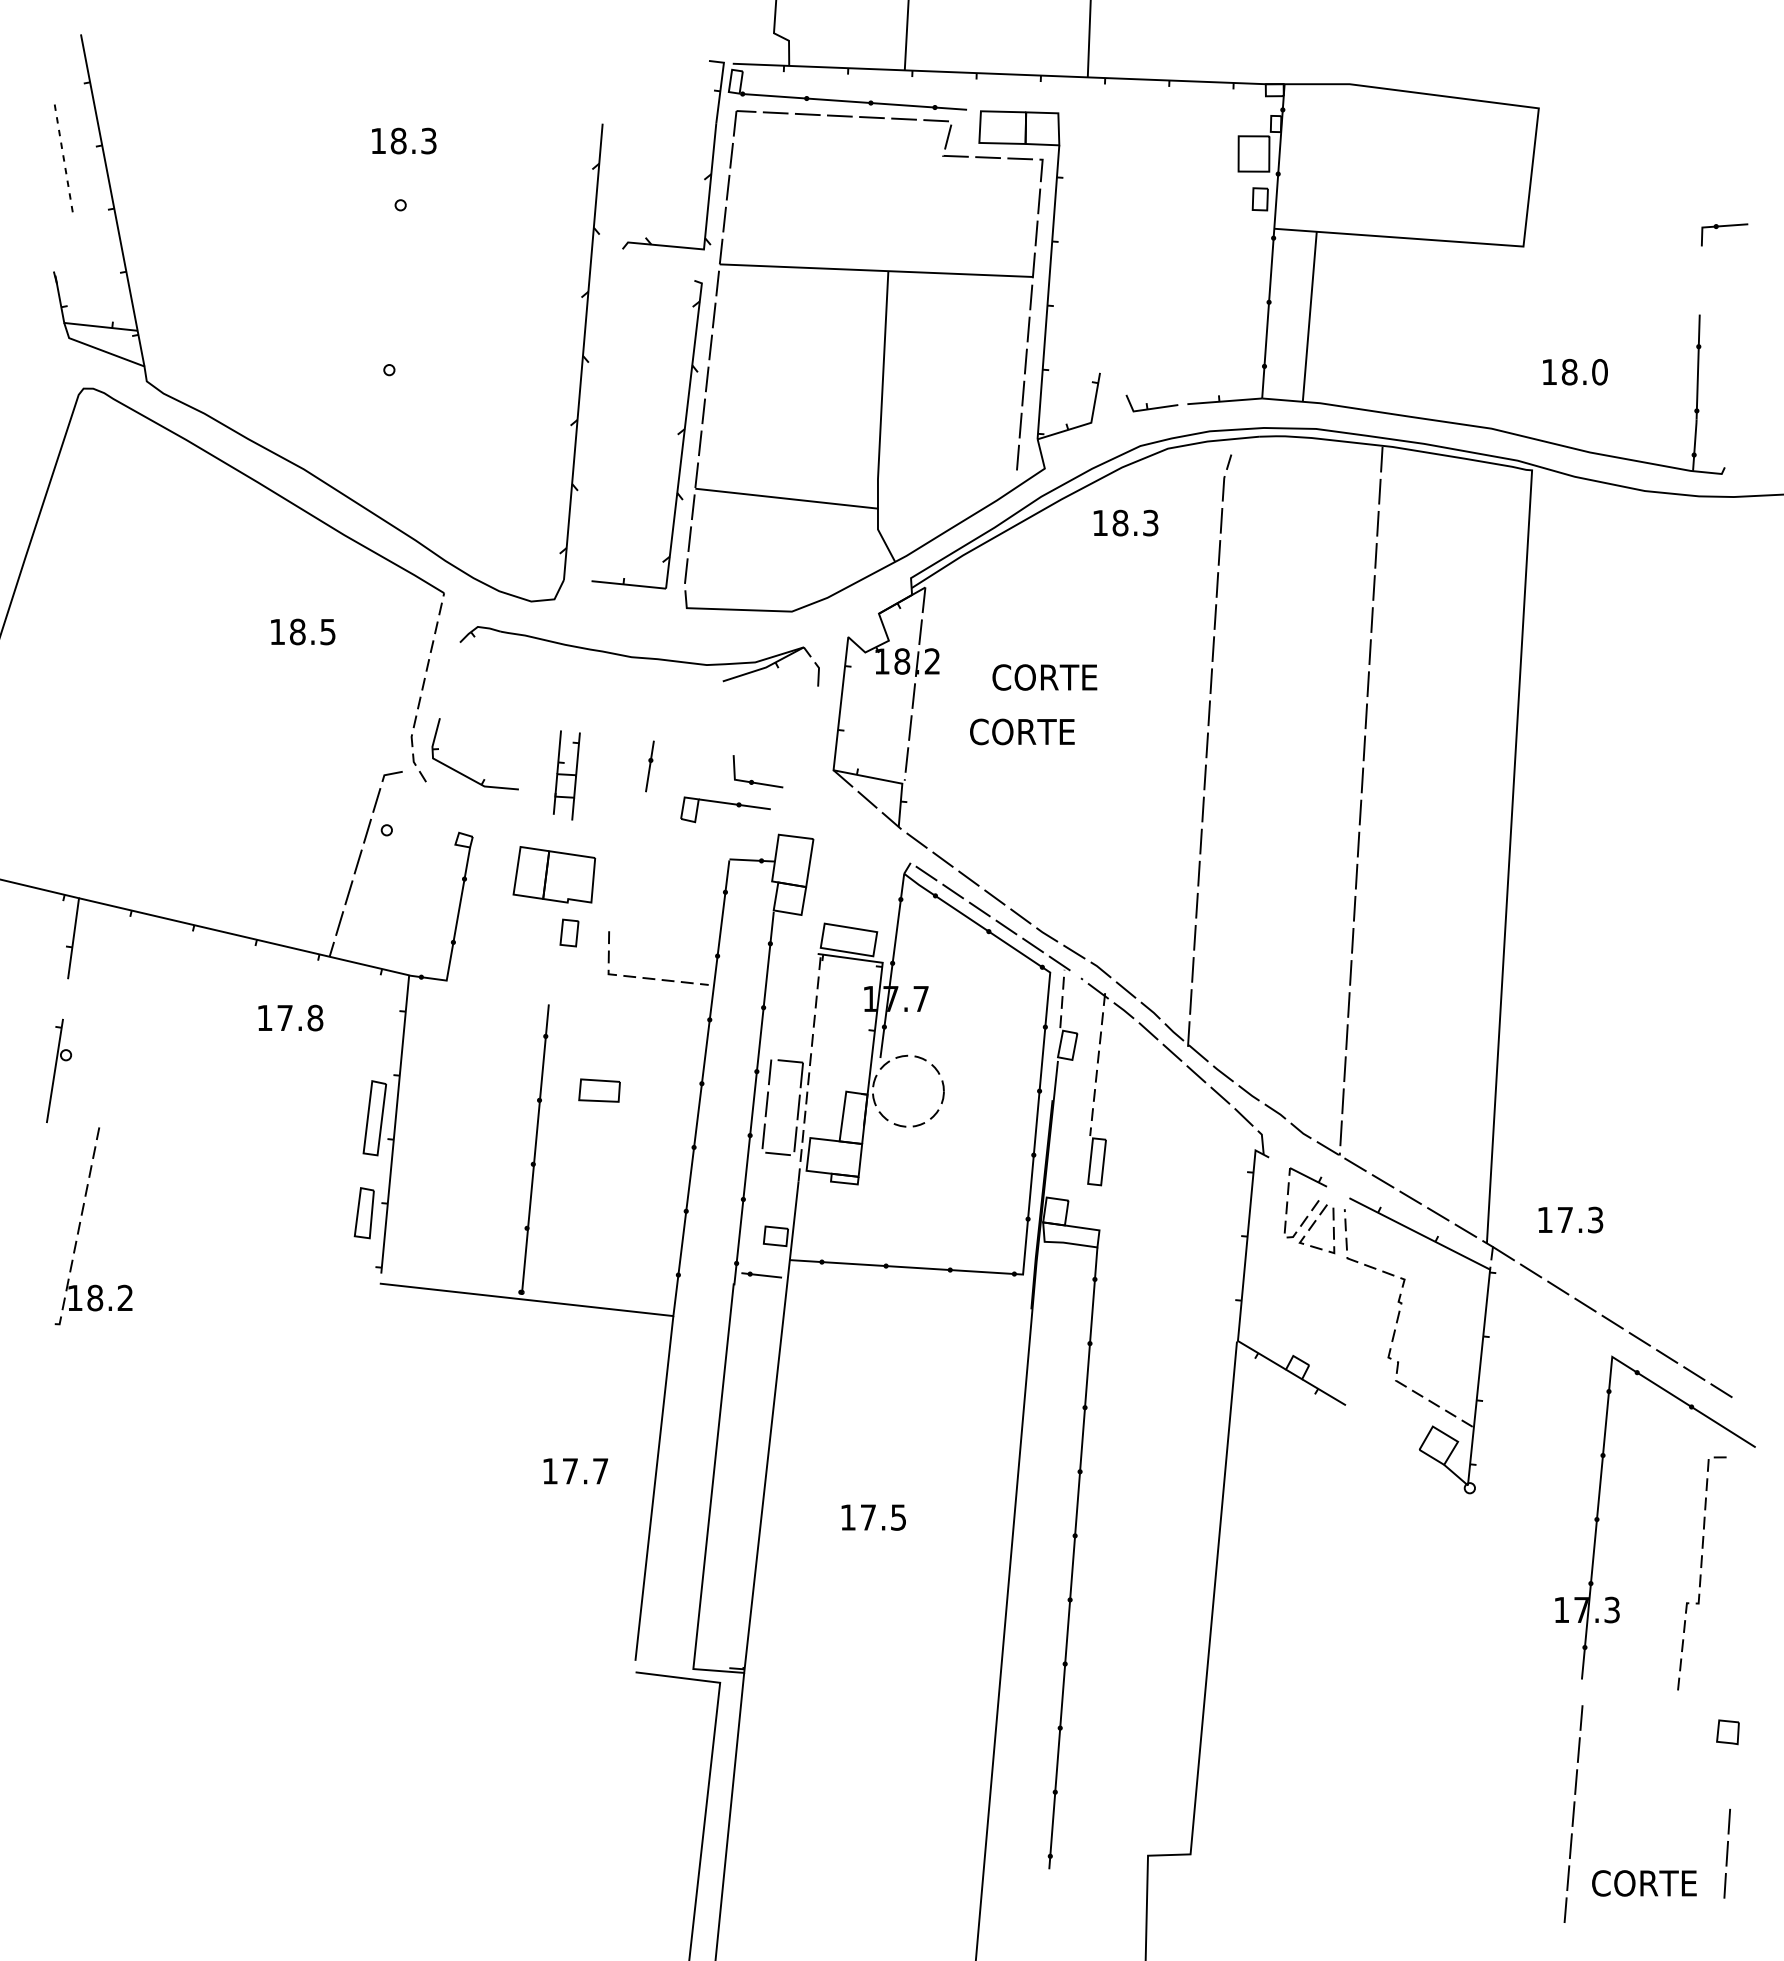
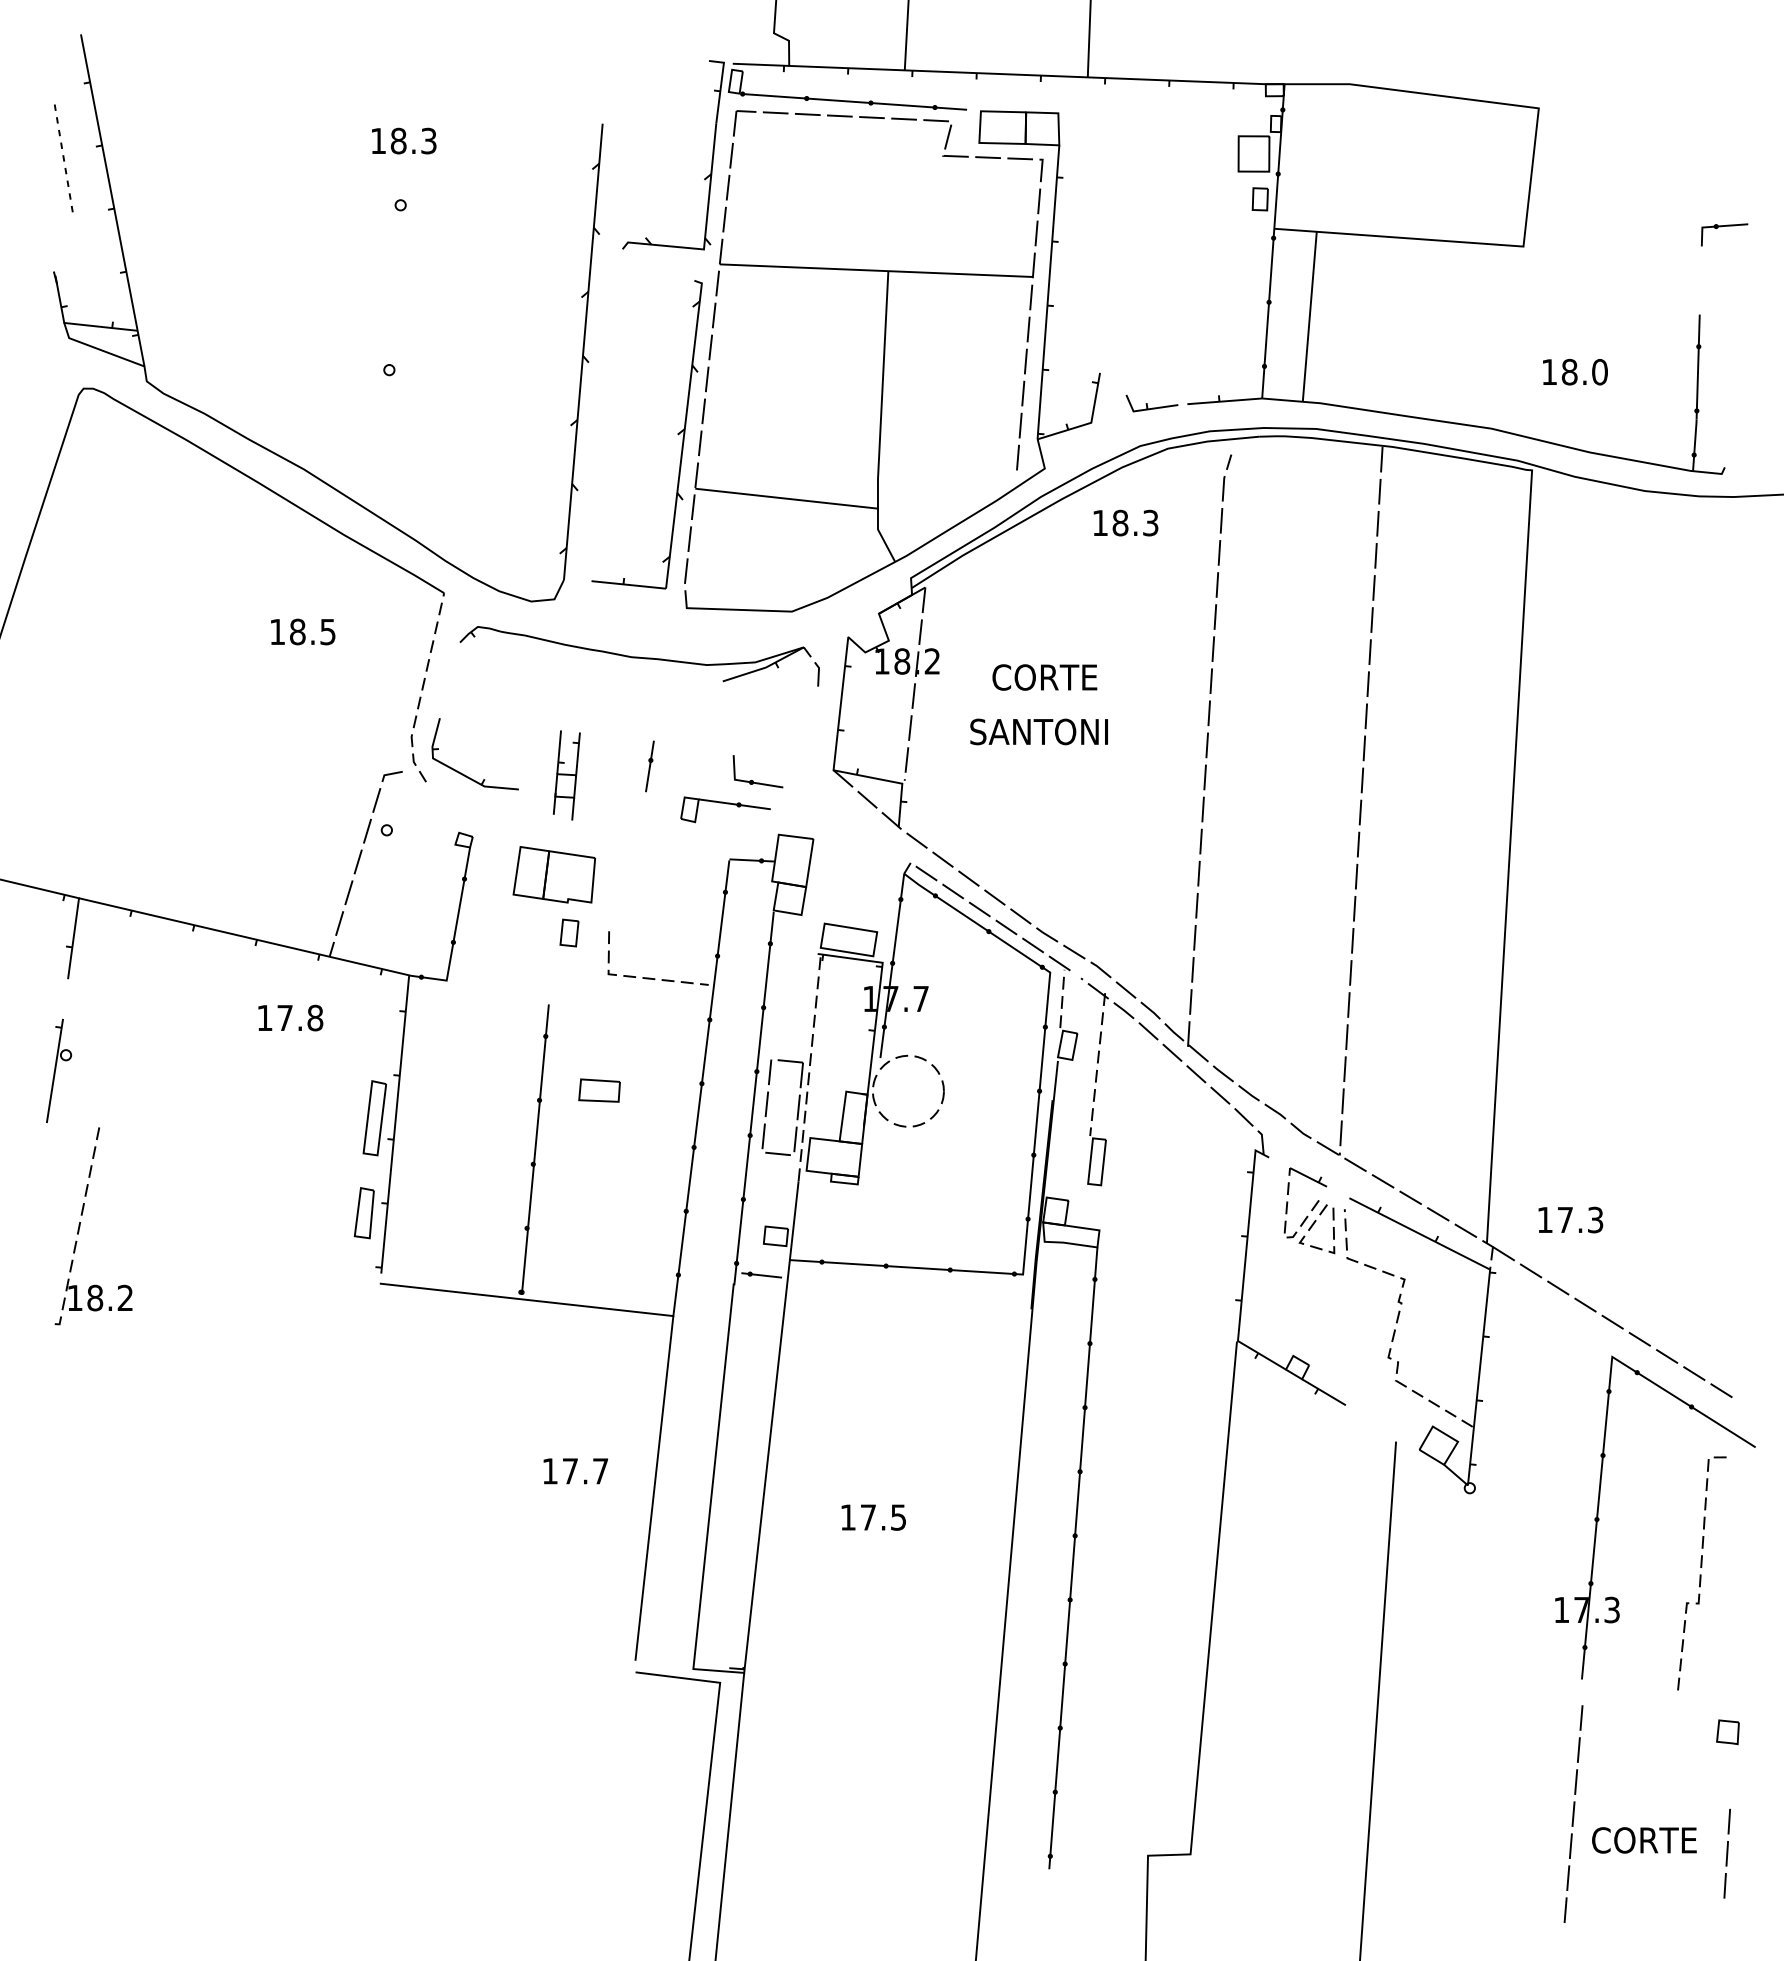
text: CORTE -> SANTONI (1038, 731)
line: none -> present (1378, 1699)
text position: (1644, 1883) -> (1644, 1840) (1644, 1840)
